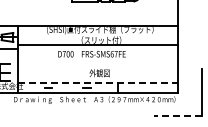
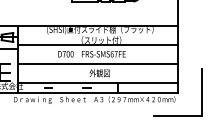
line: none -> present (97, 63)
line: dashed -> solid (98, 82)
line: dashed -> solid (177, 116)
